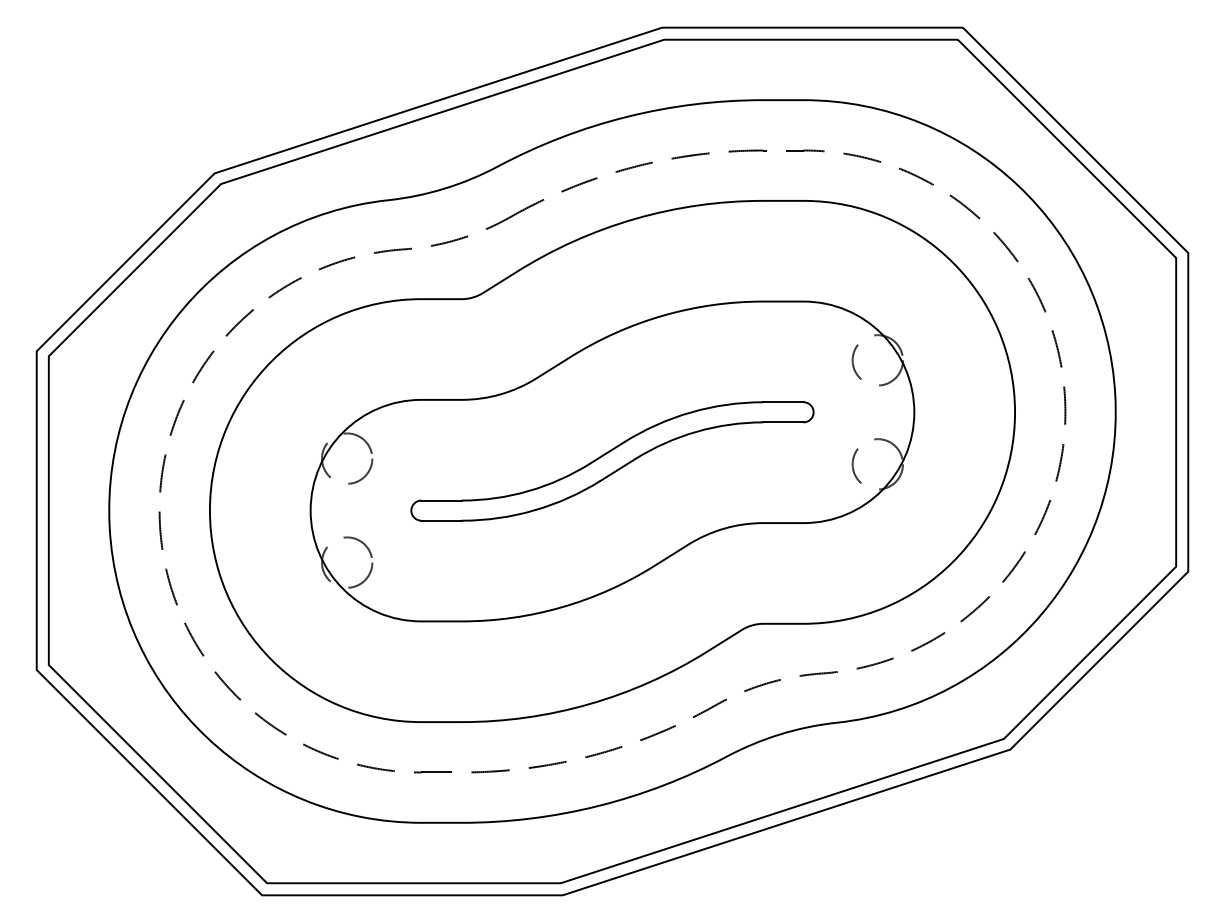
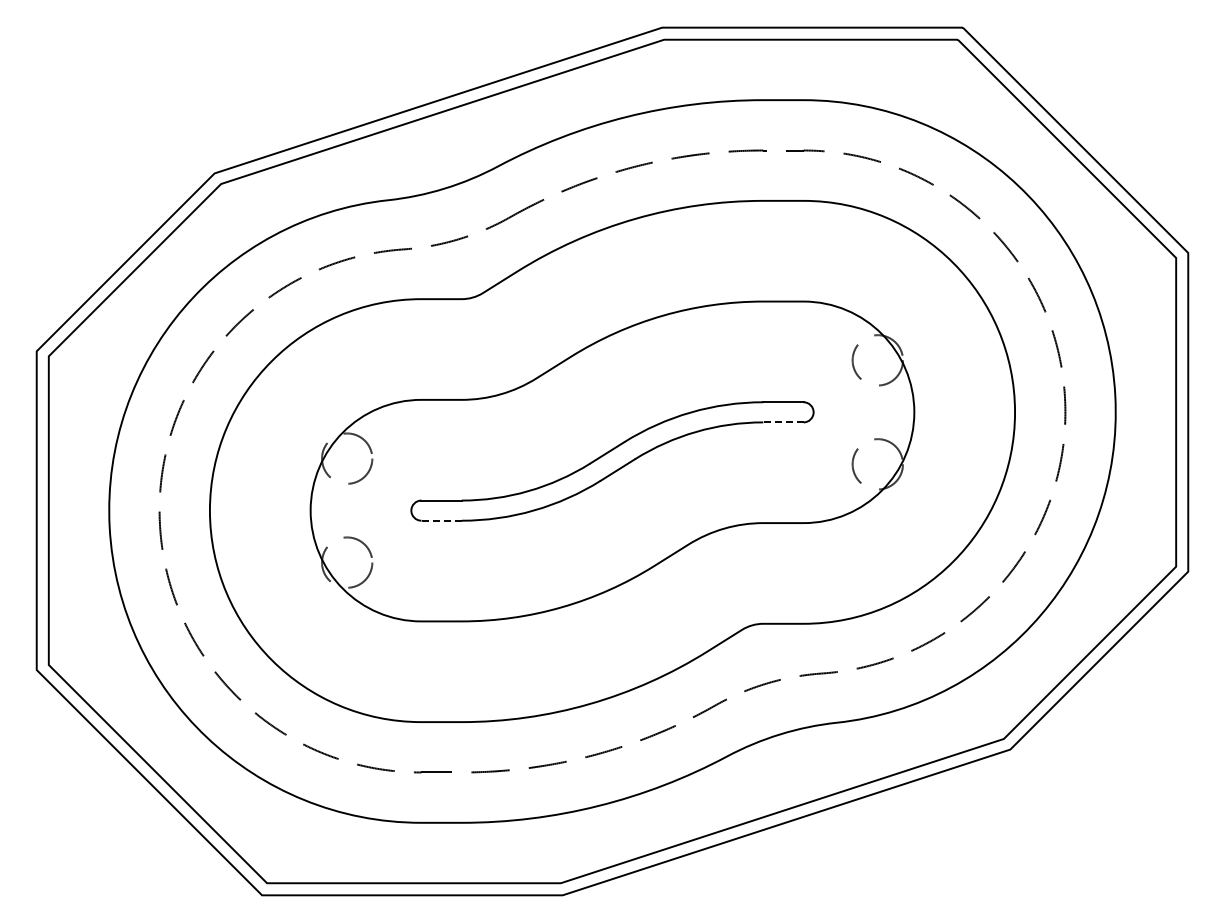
line: solid -> dashed (782, 422)
line: solid -> dashed (441, 520)
